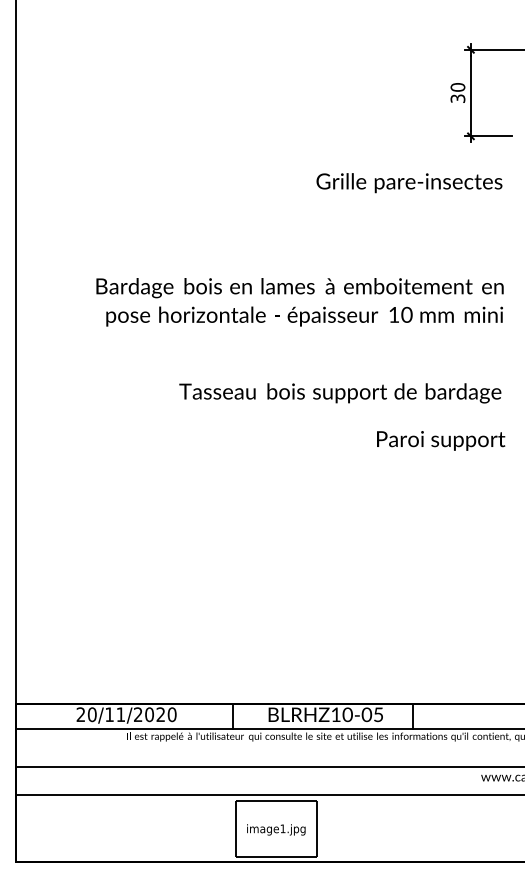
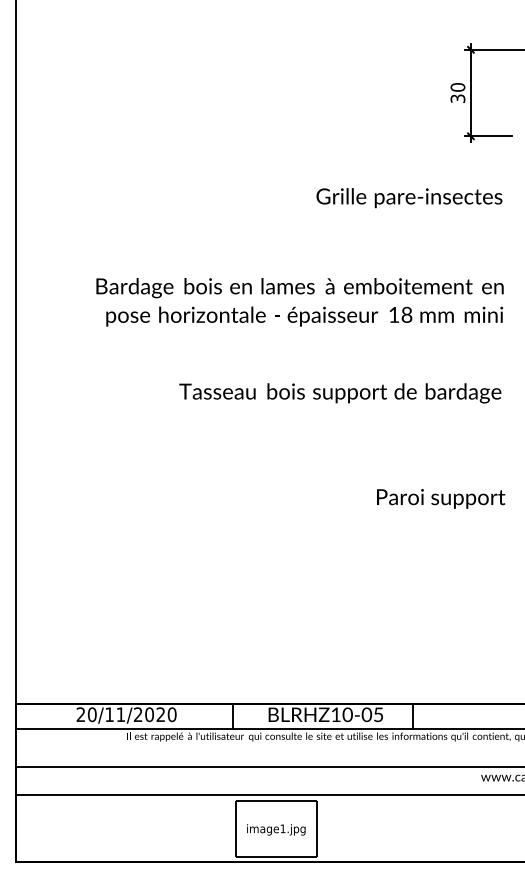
text position: (409, 183) -> (409, 198) (409, 198)
text: 10 -> 18 (406, 315)
text position: (441, 440) -> (441, 498) (441, 498)
